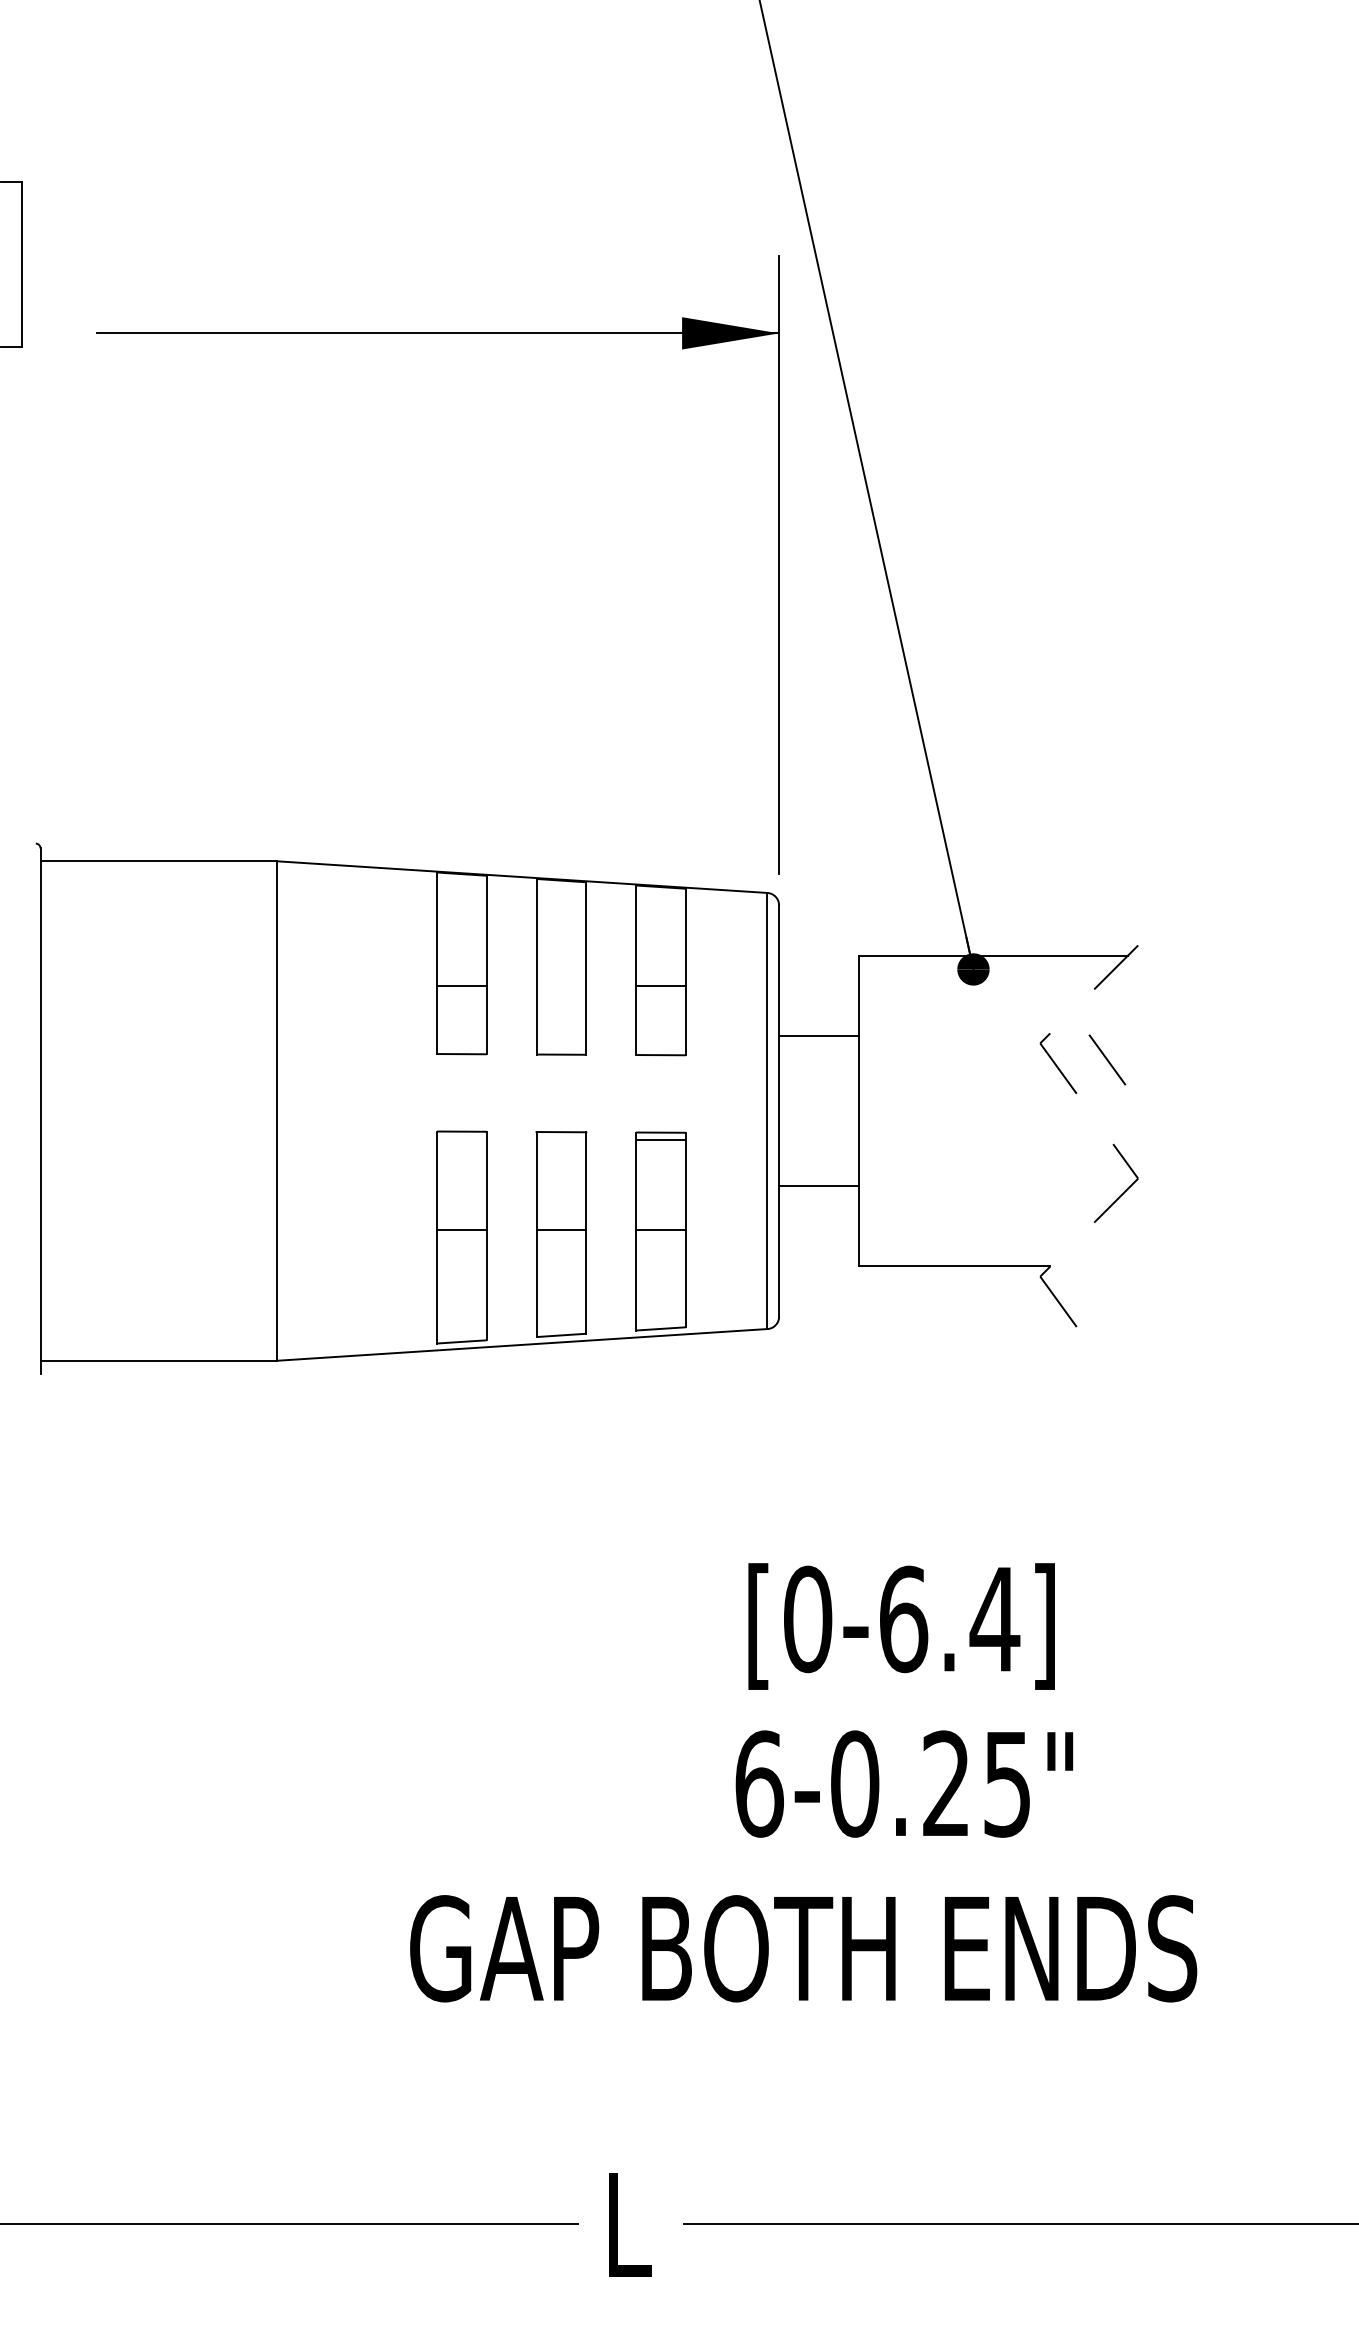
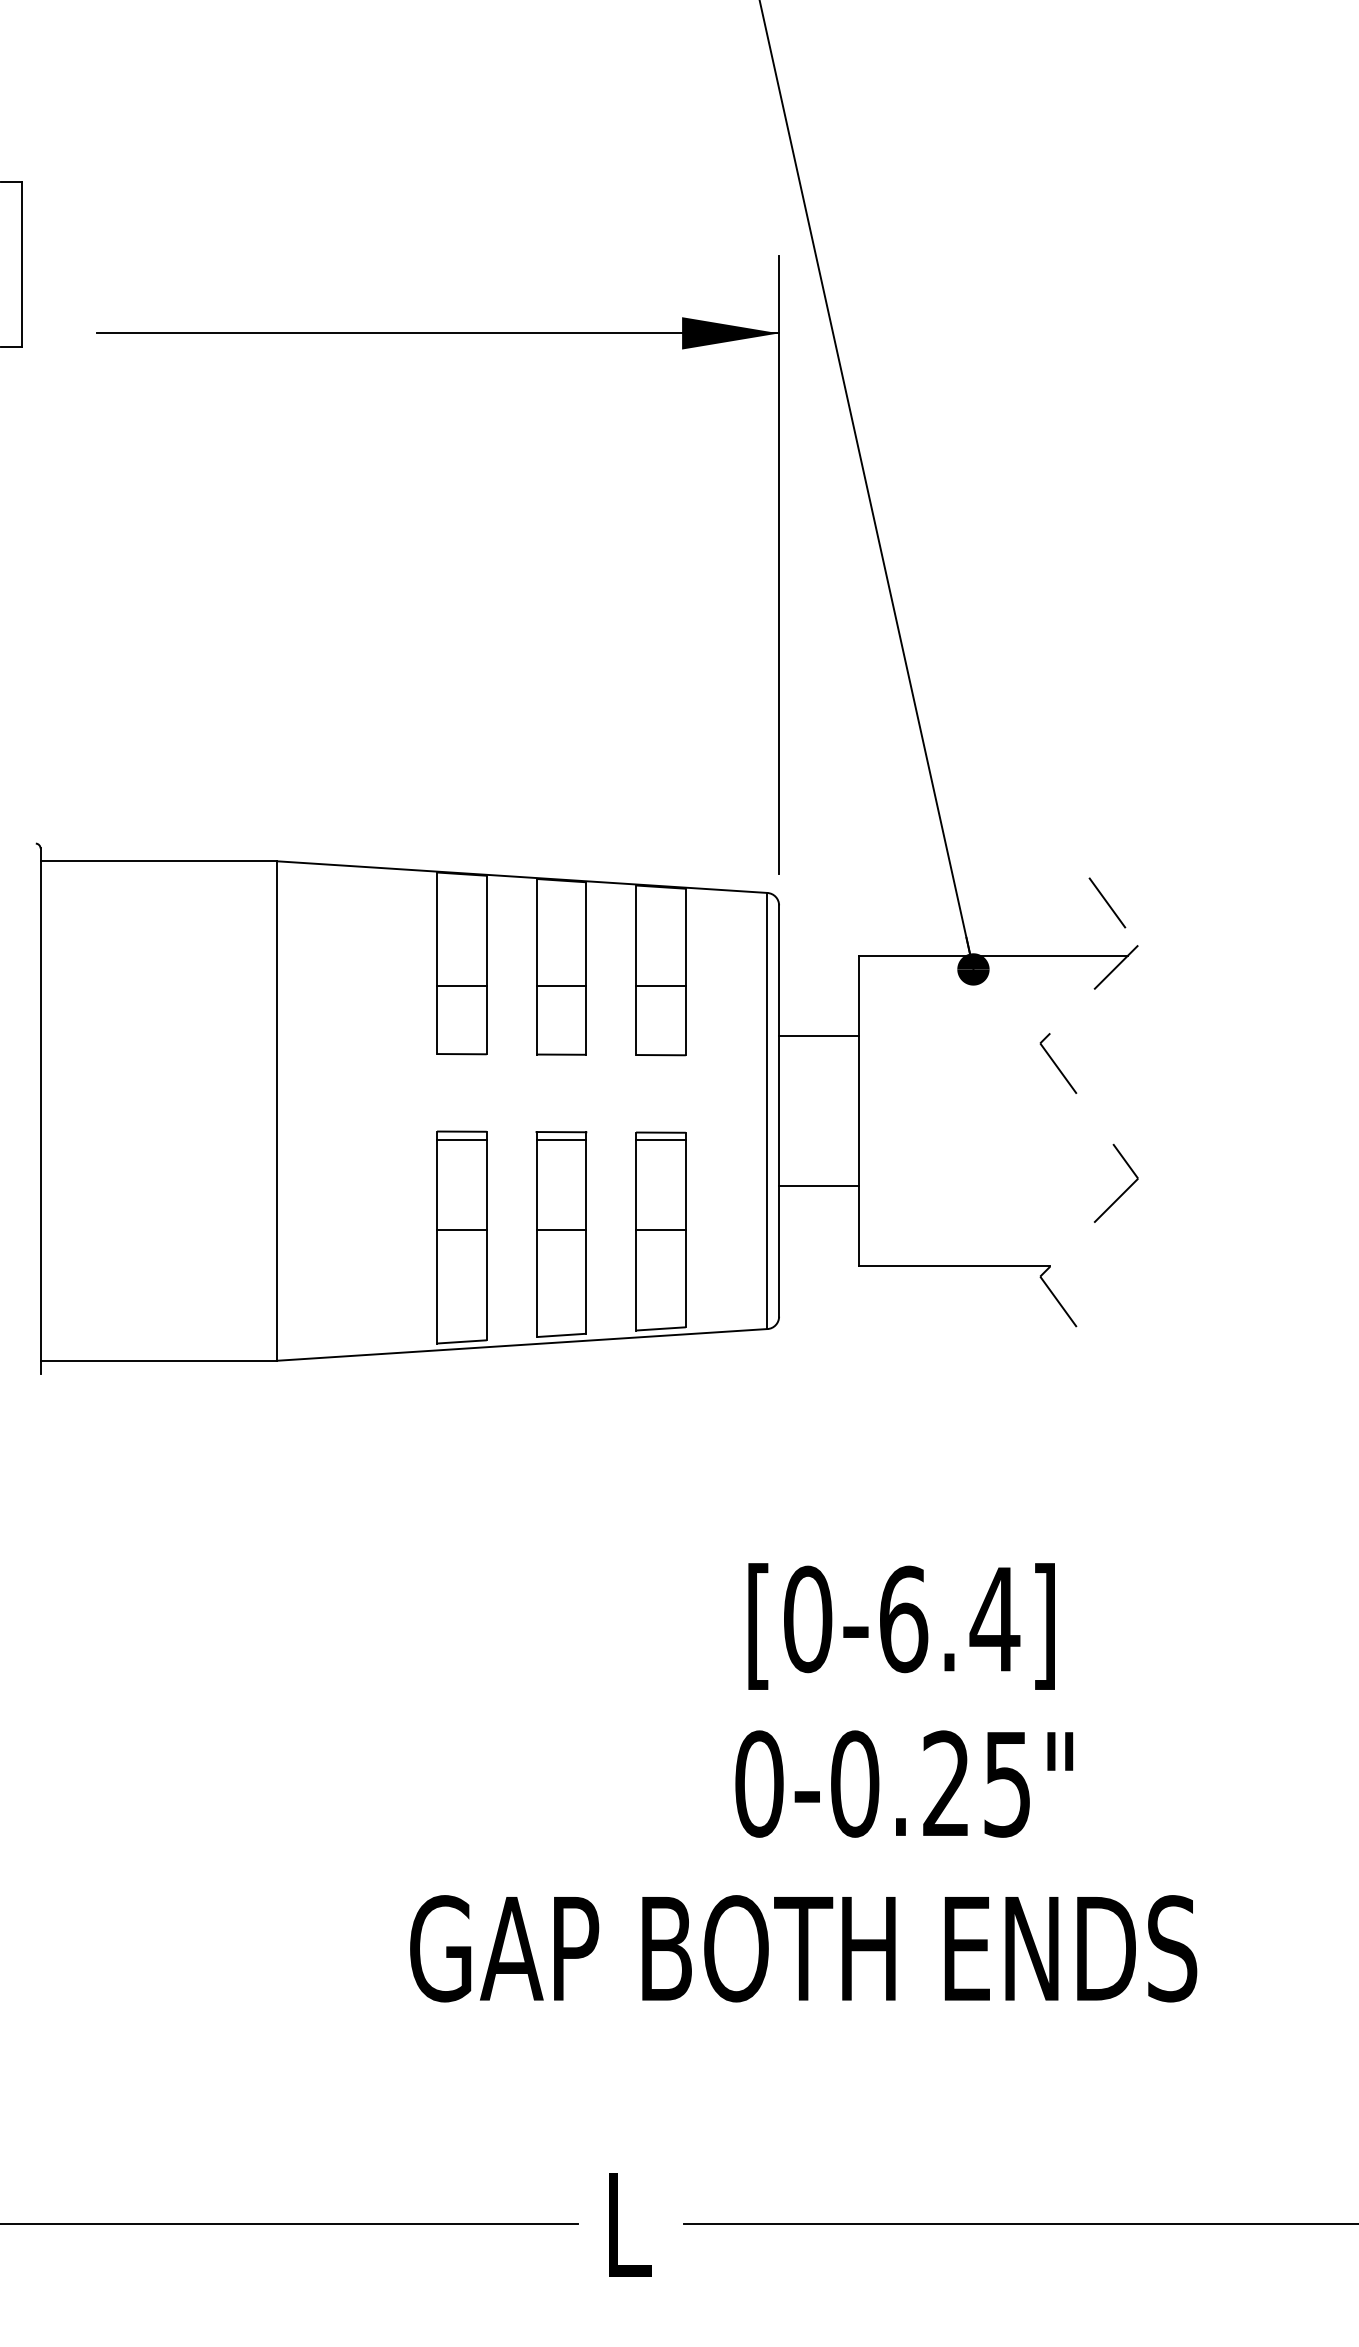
line: none -> present (561, 985)
line position: (1107, 1059) -> (1107, 902) (1107, 902)
line: none -> present (461, 1140)
line: none -> present (561, 1140)
text: 6-0.25" -> 0-0.25" (759, 1783)
